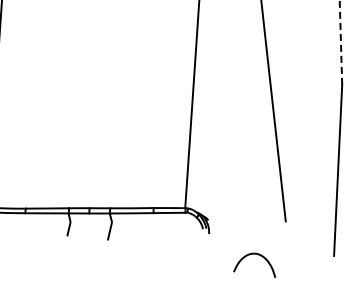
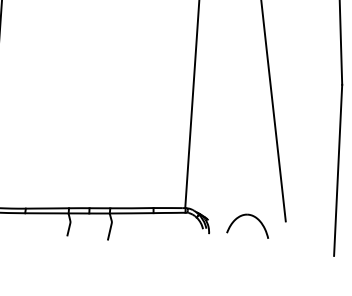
line: dashed -> solid (340, 41)
part position: (258, 255) -> (251, 216) (251, 216)
